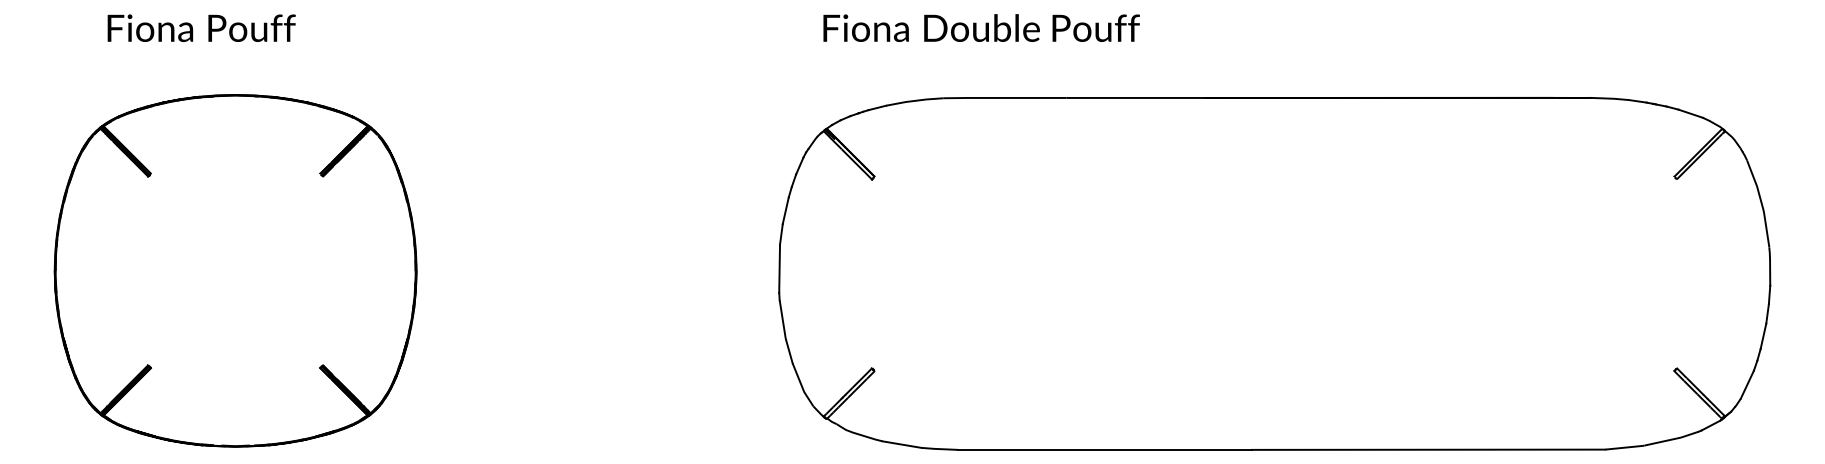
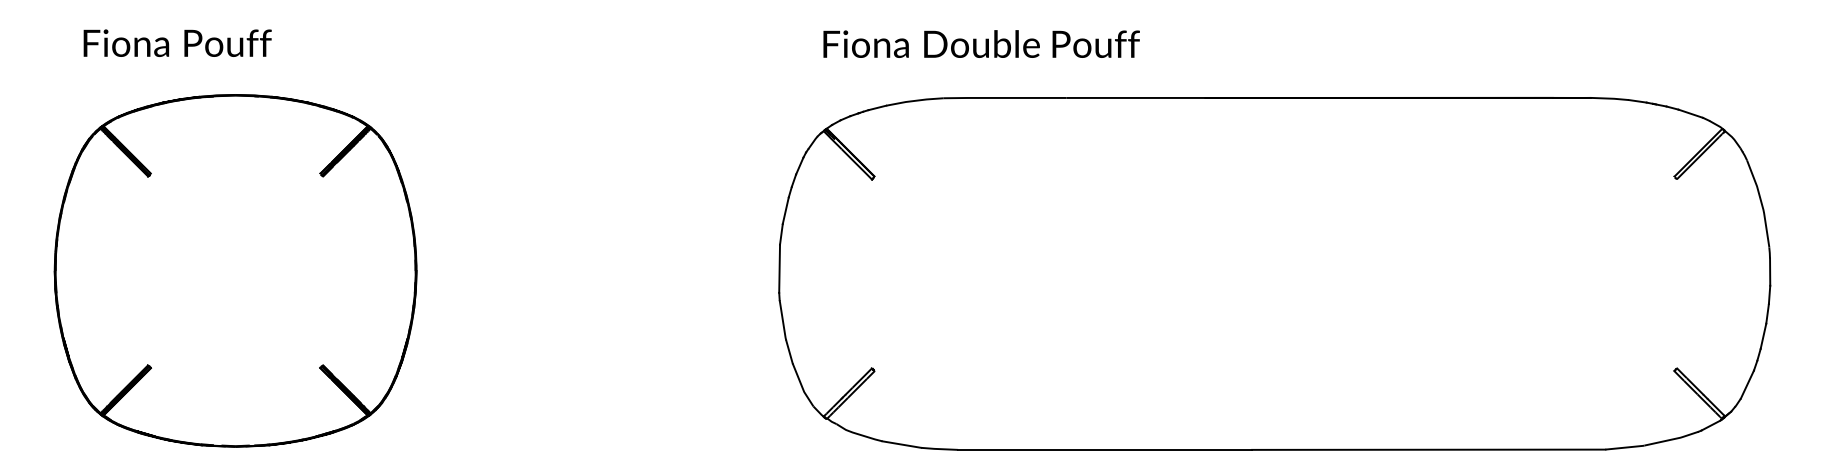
text position: (201, 27) -> (177, 42) (177, 42)
text position: (981, 27) -> (981, 43) (981, 43)
